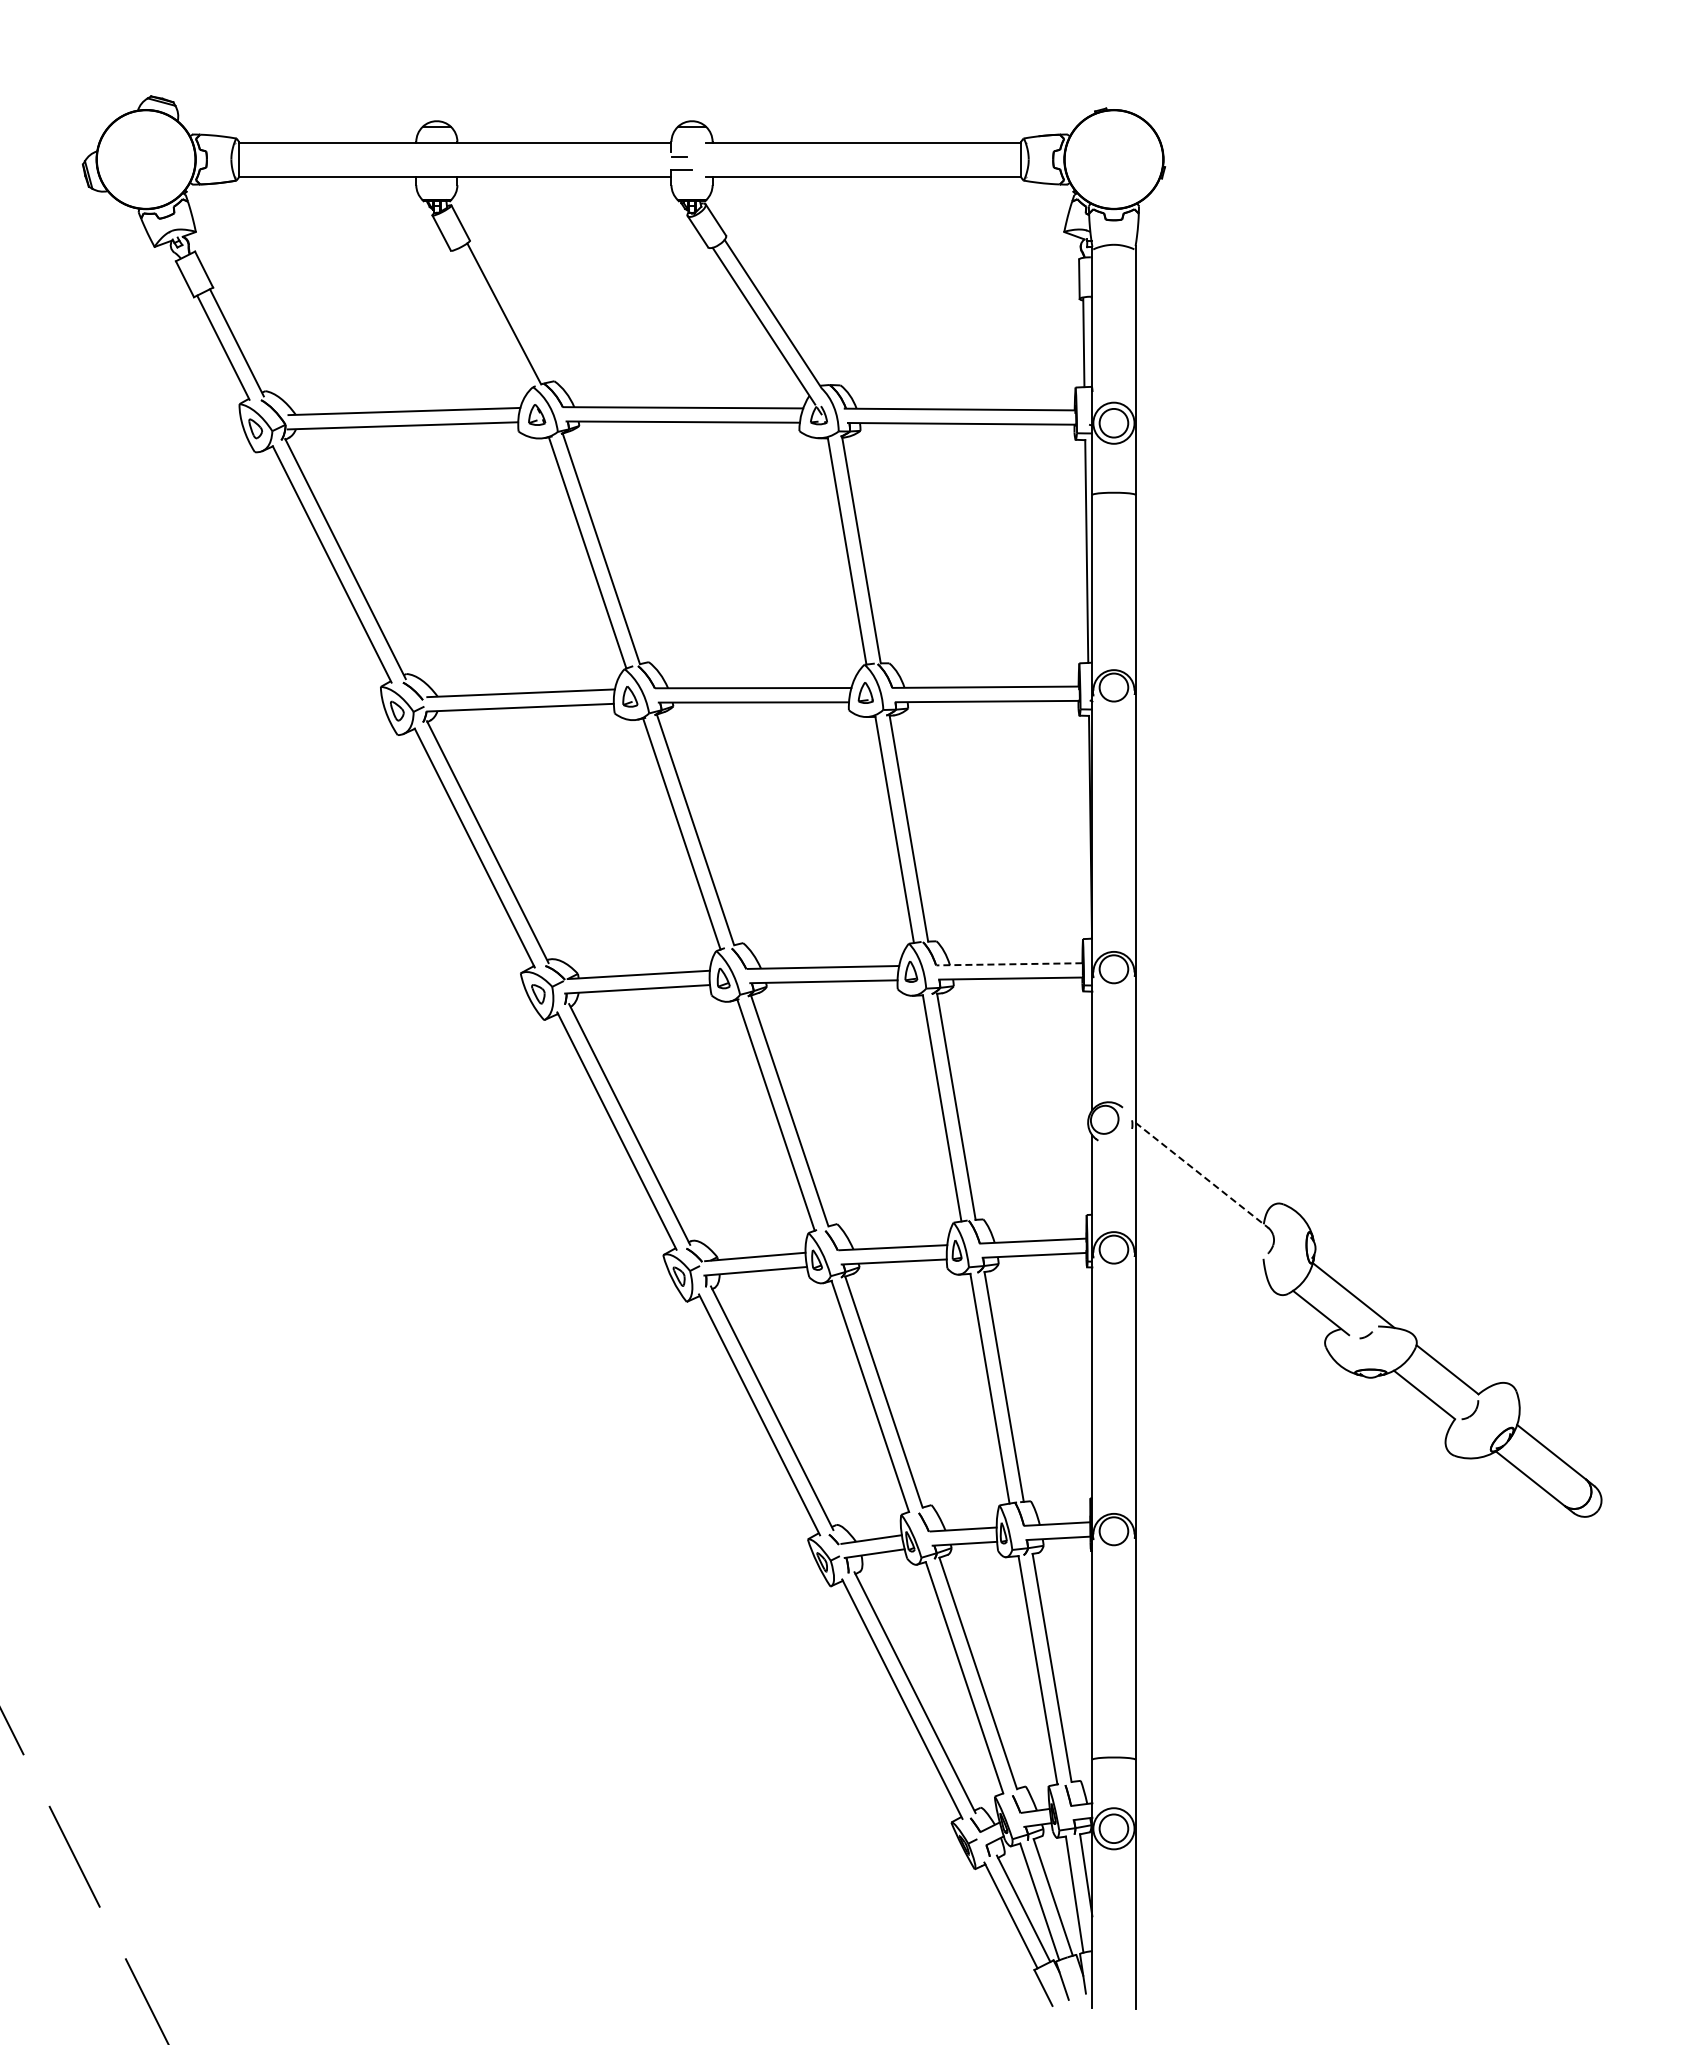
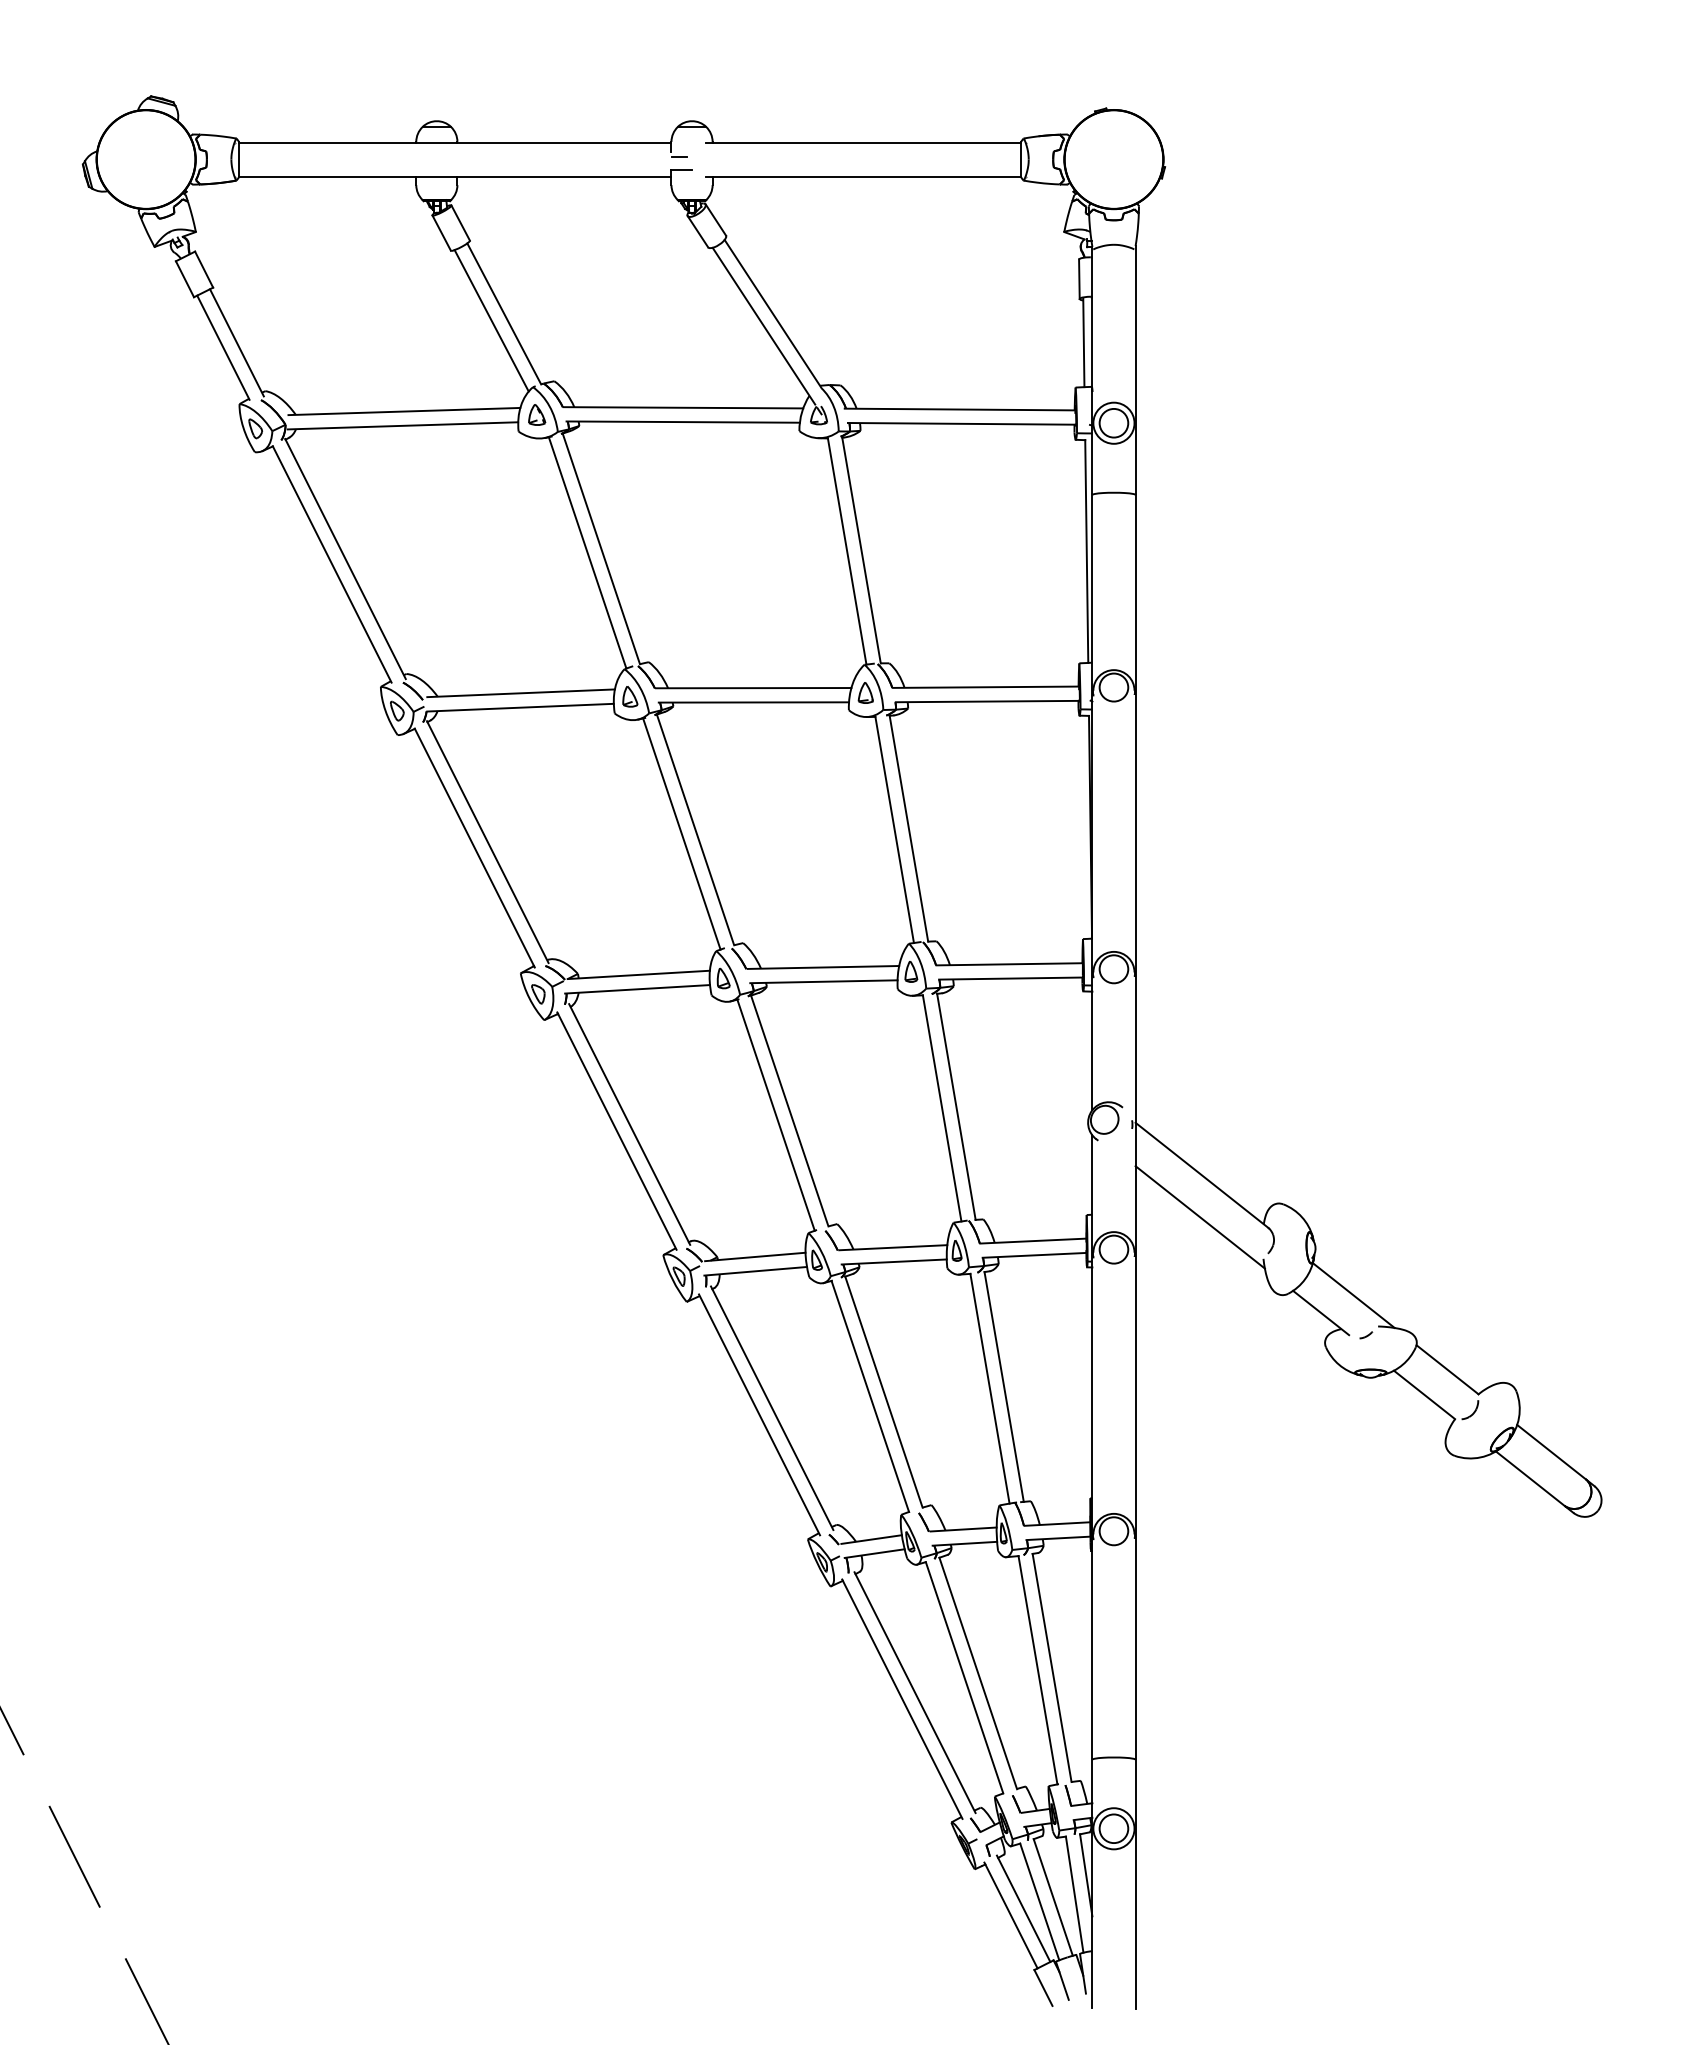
line: none -> present (491, 320)
line: dashed -> solid (1009, 964)
line: dashed -> solid (1202, 1175)
line: none -> present (1199, 1217)
